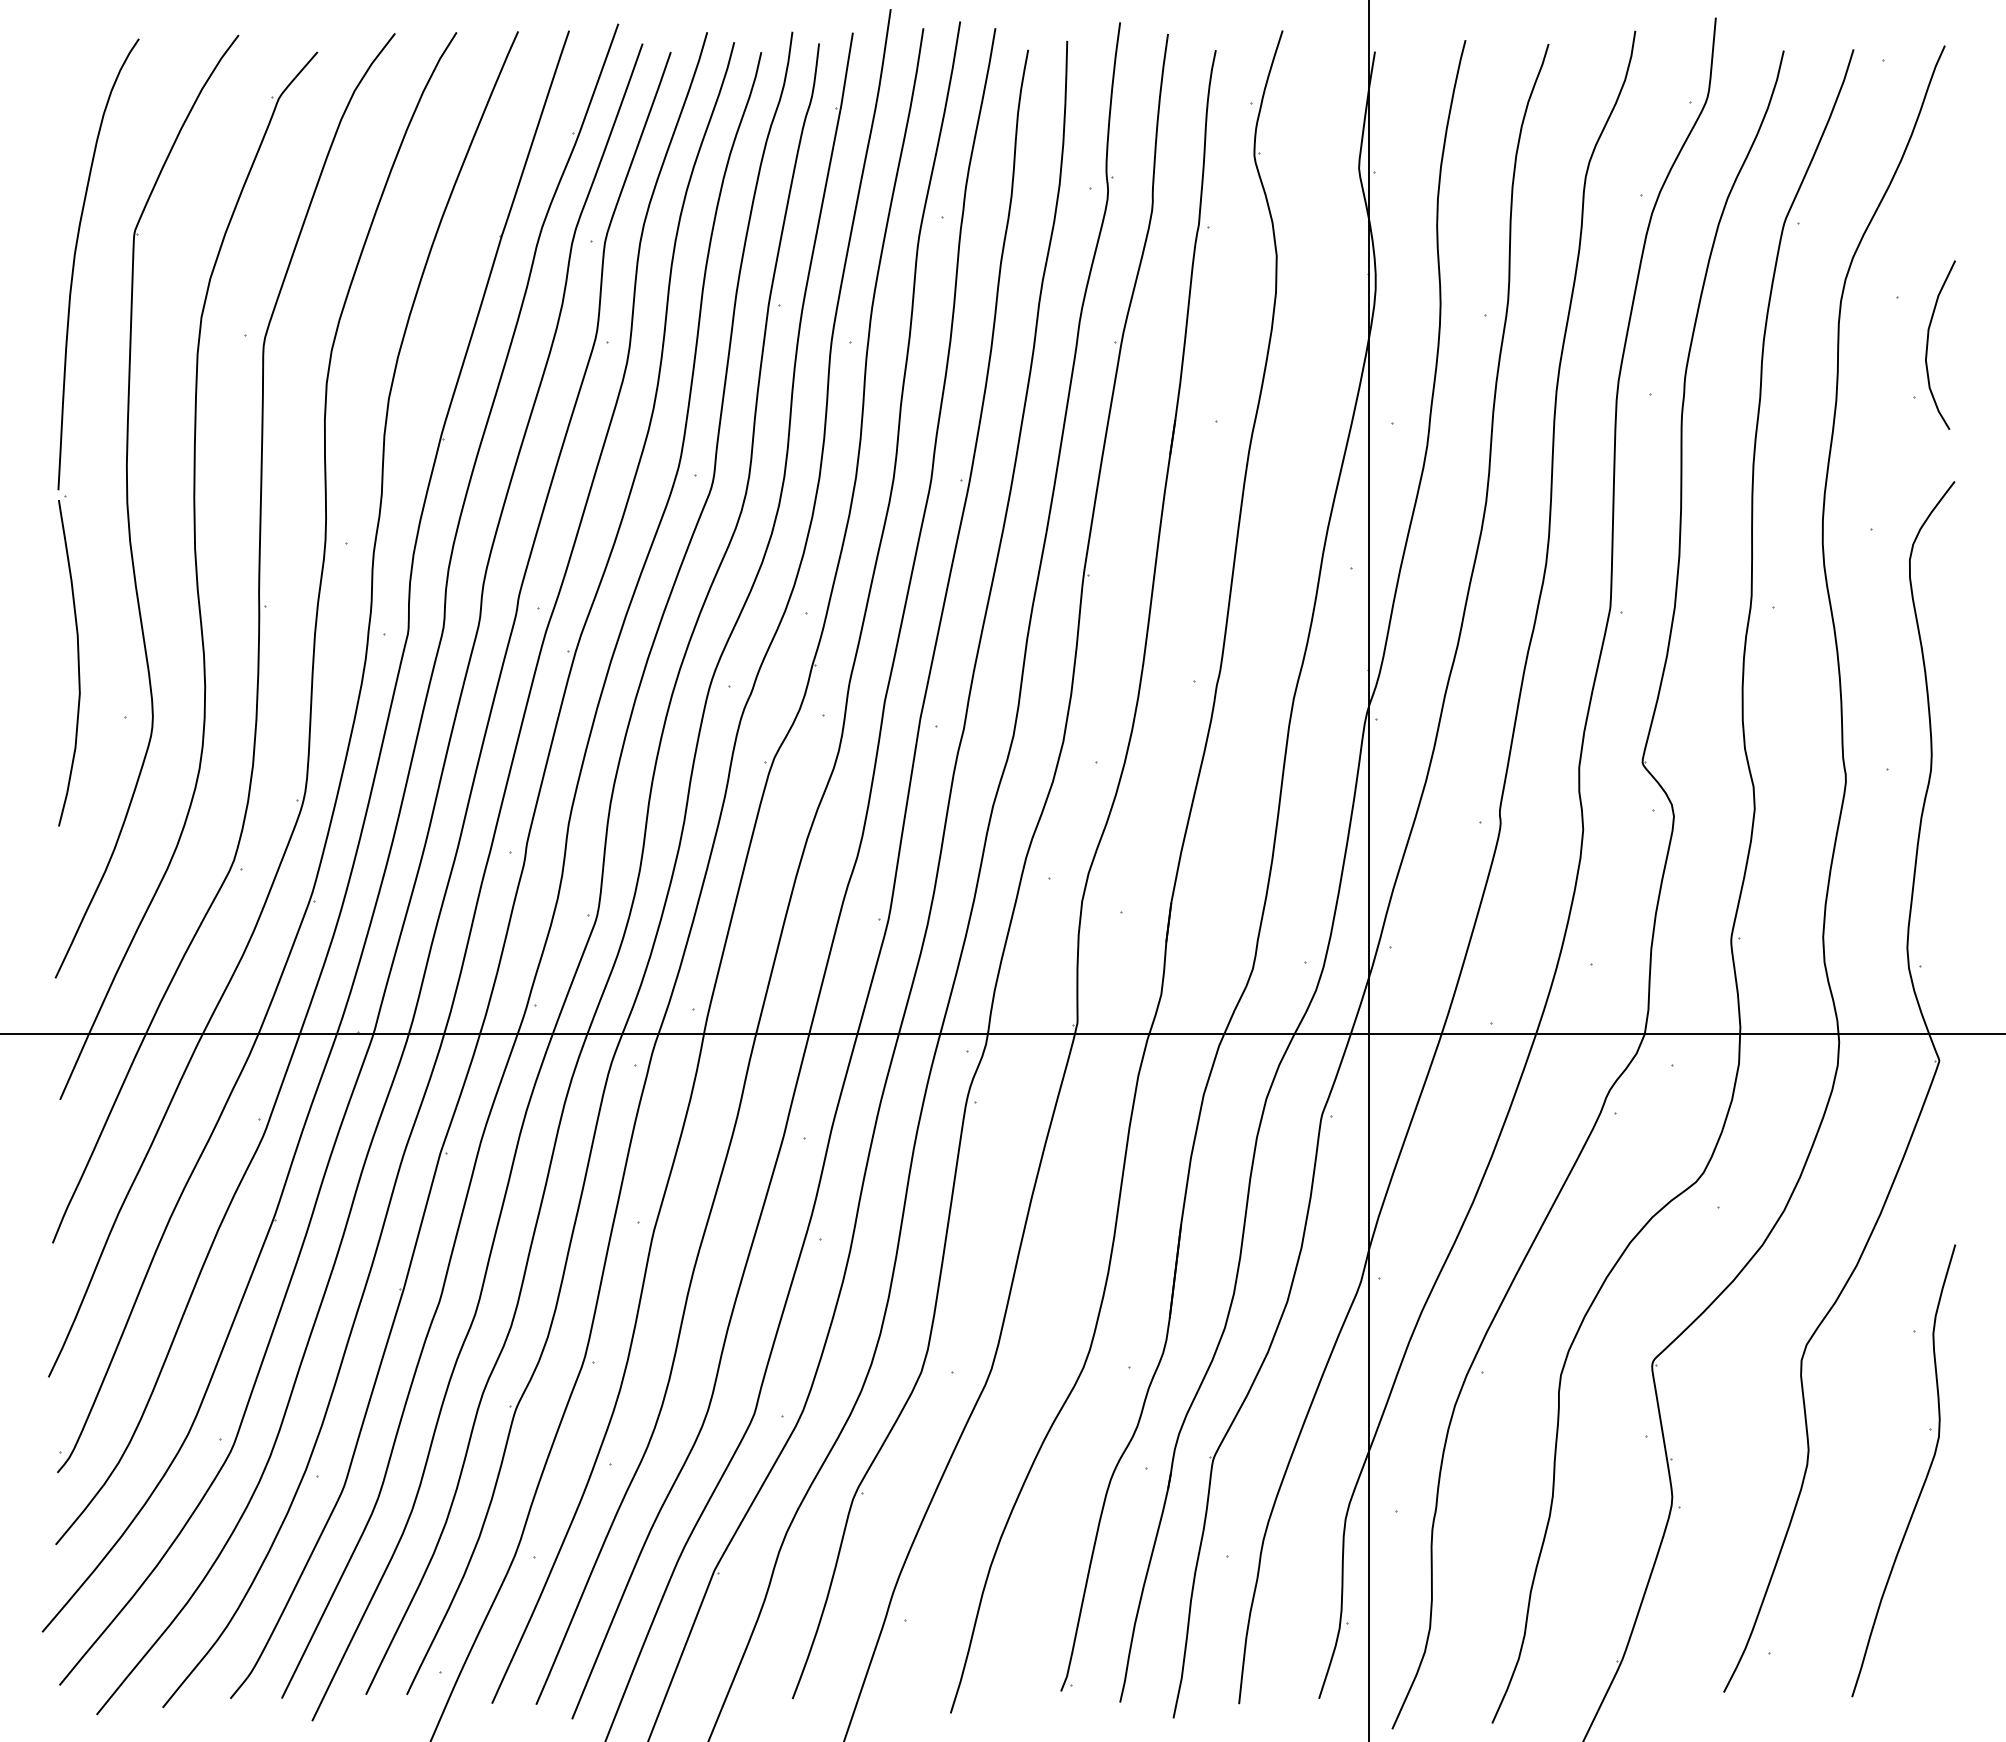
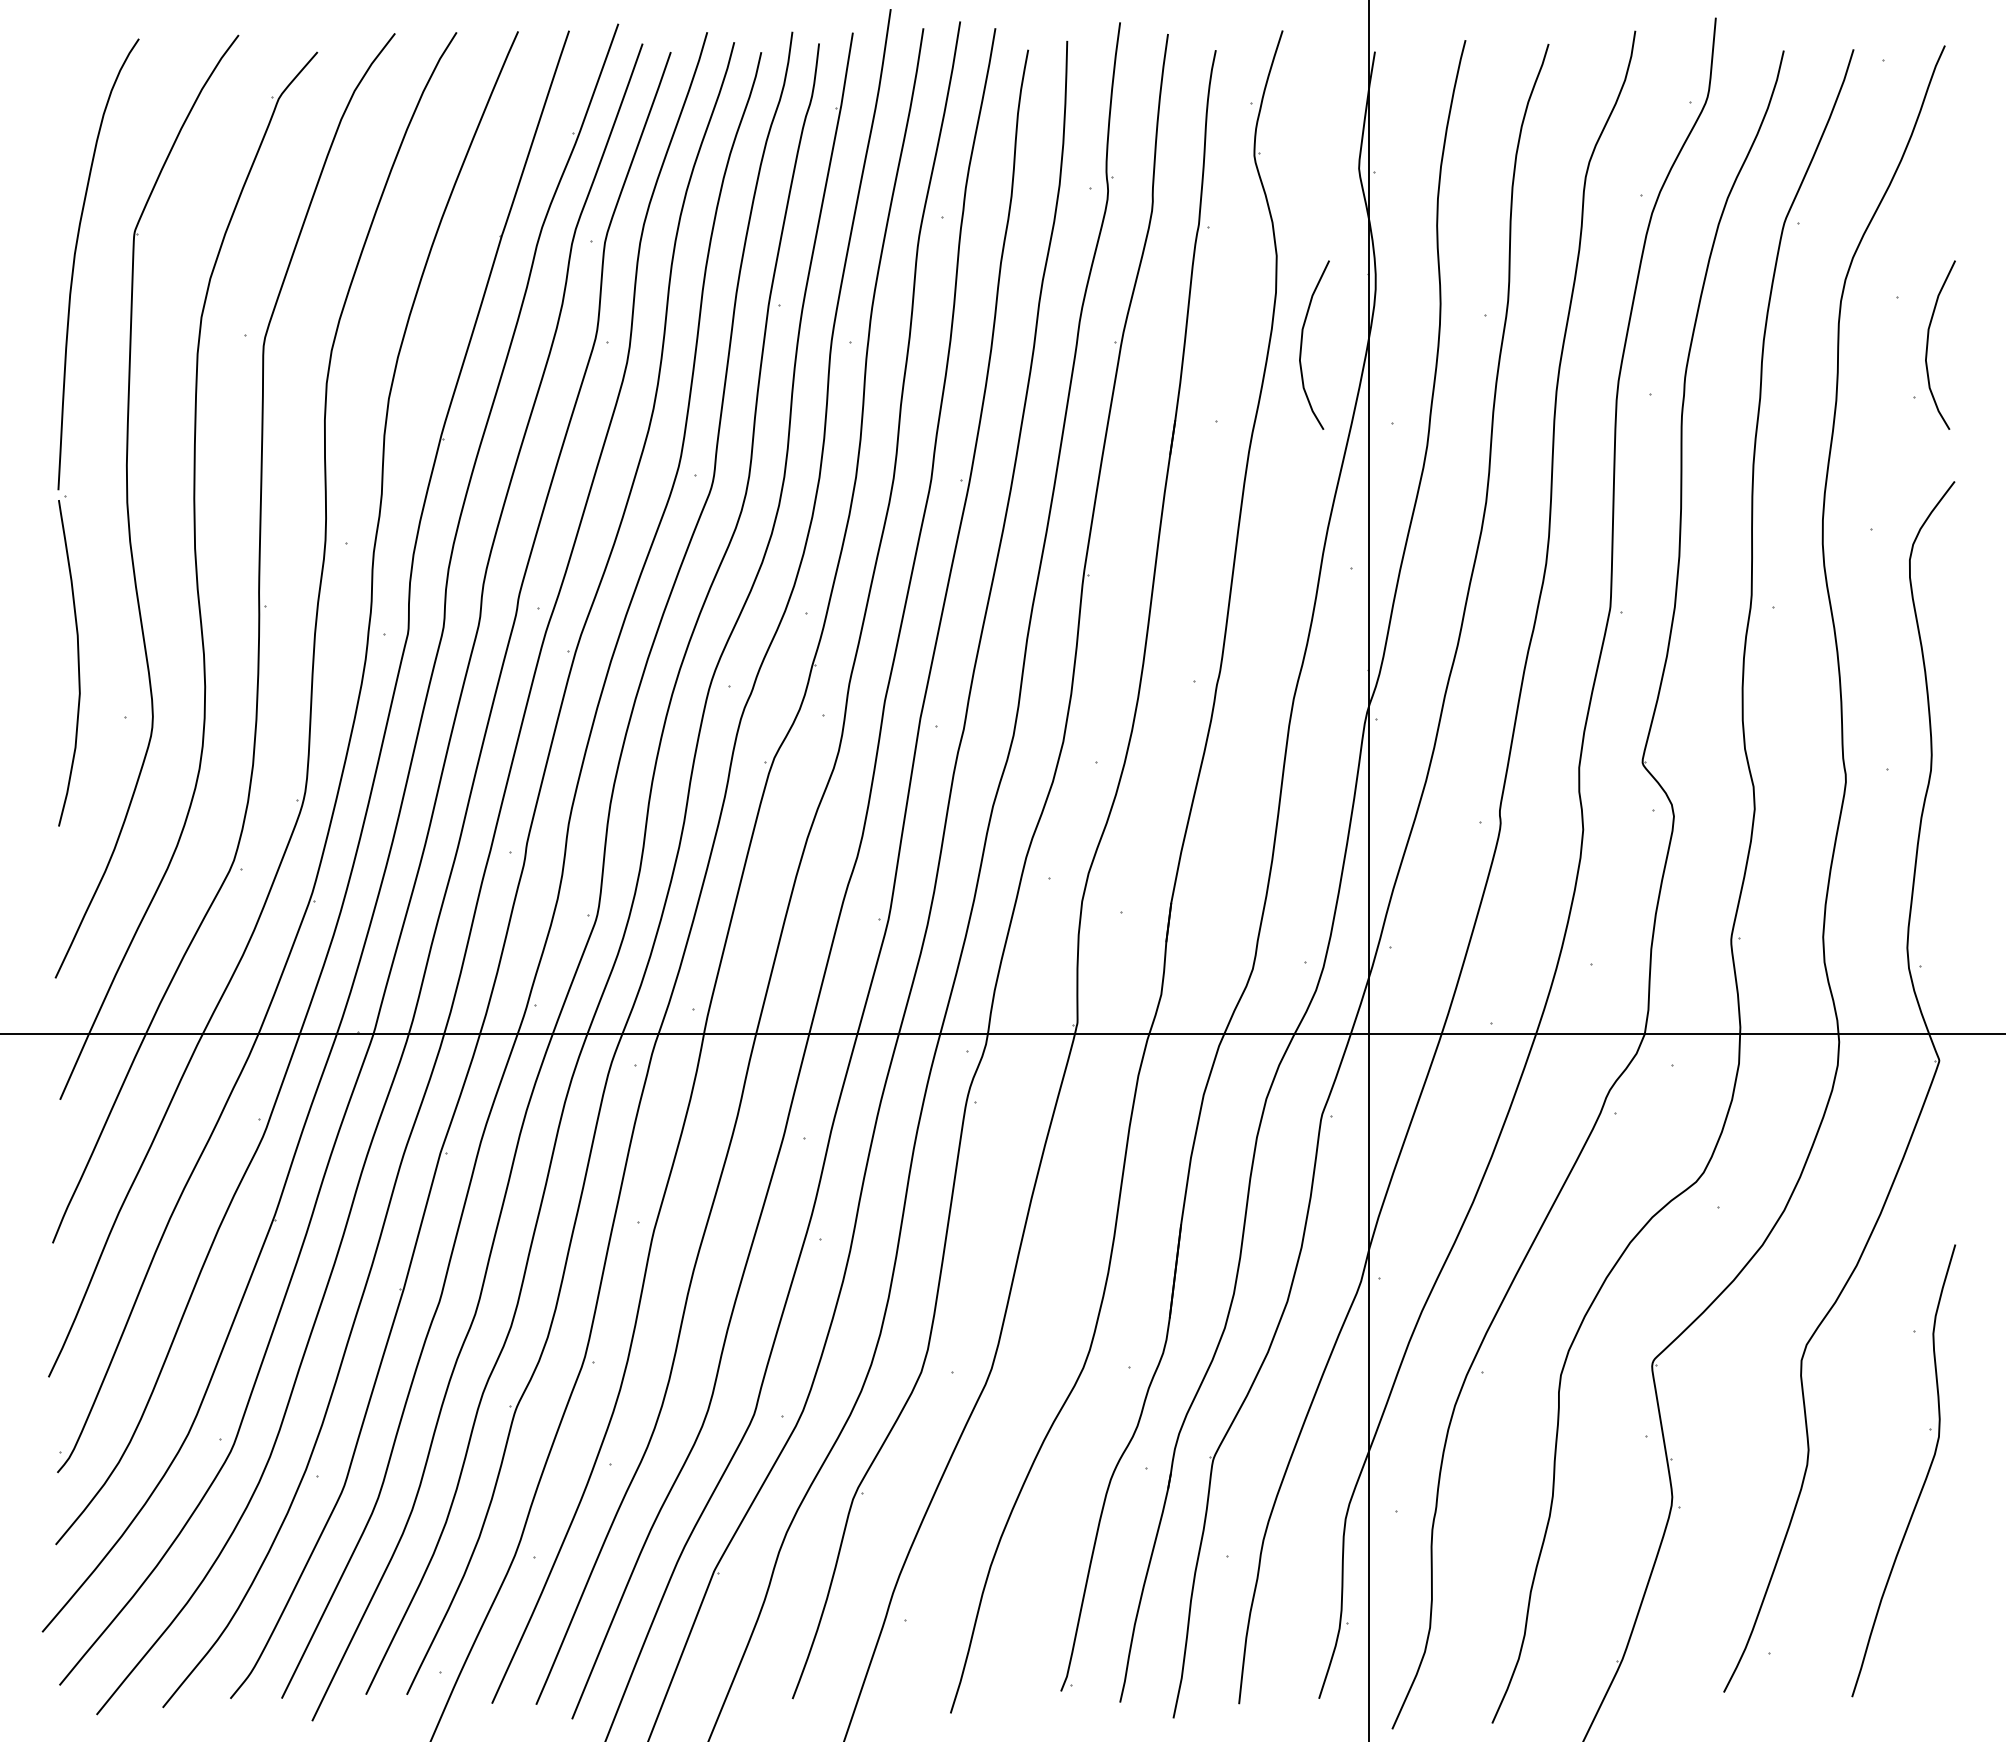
curve: none -> present (1302, 344)
